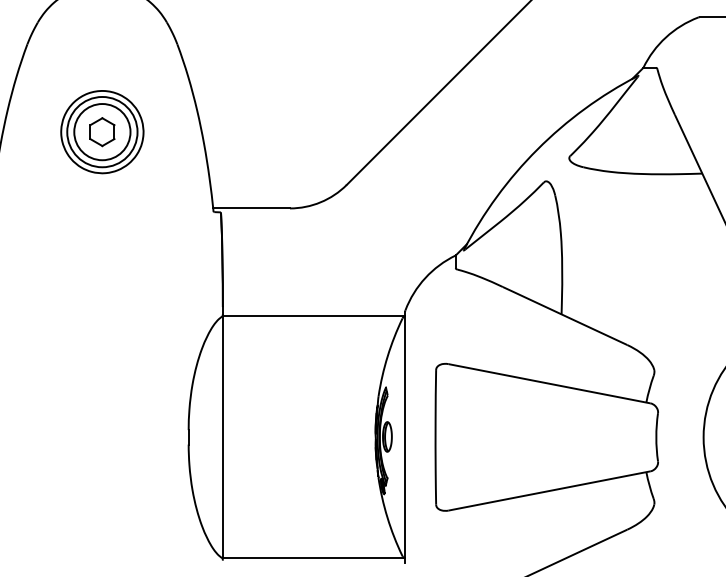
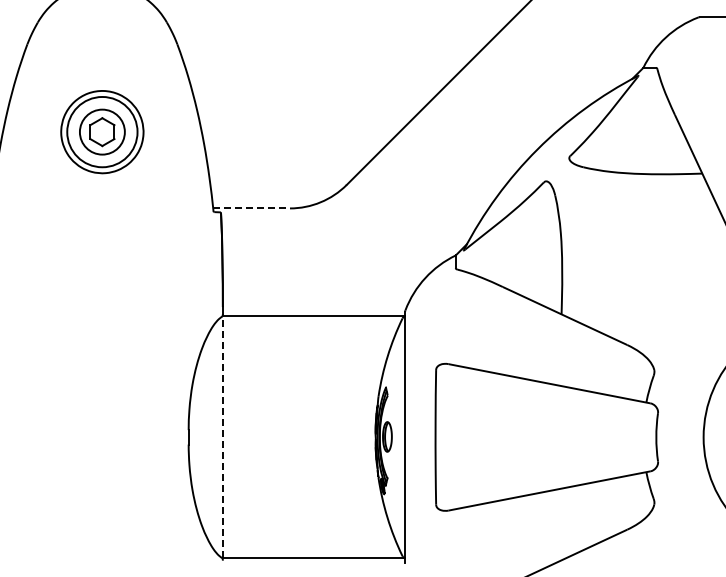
circle diameter: 56 px -> 45 px (101, 131)
line: solid -> dashed (252, 208)
line: solid -> dashed (222, 437)
